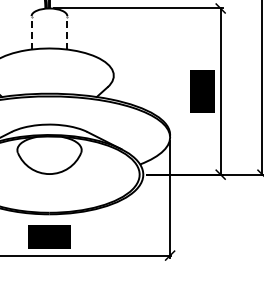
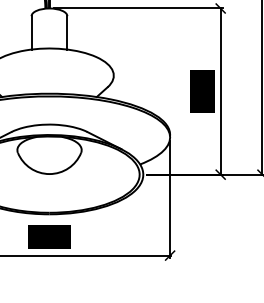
line: dashed -> solid (31, 32)
line: dashed -> solid (67, 32)
